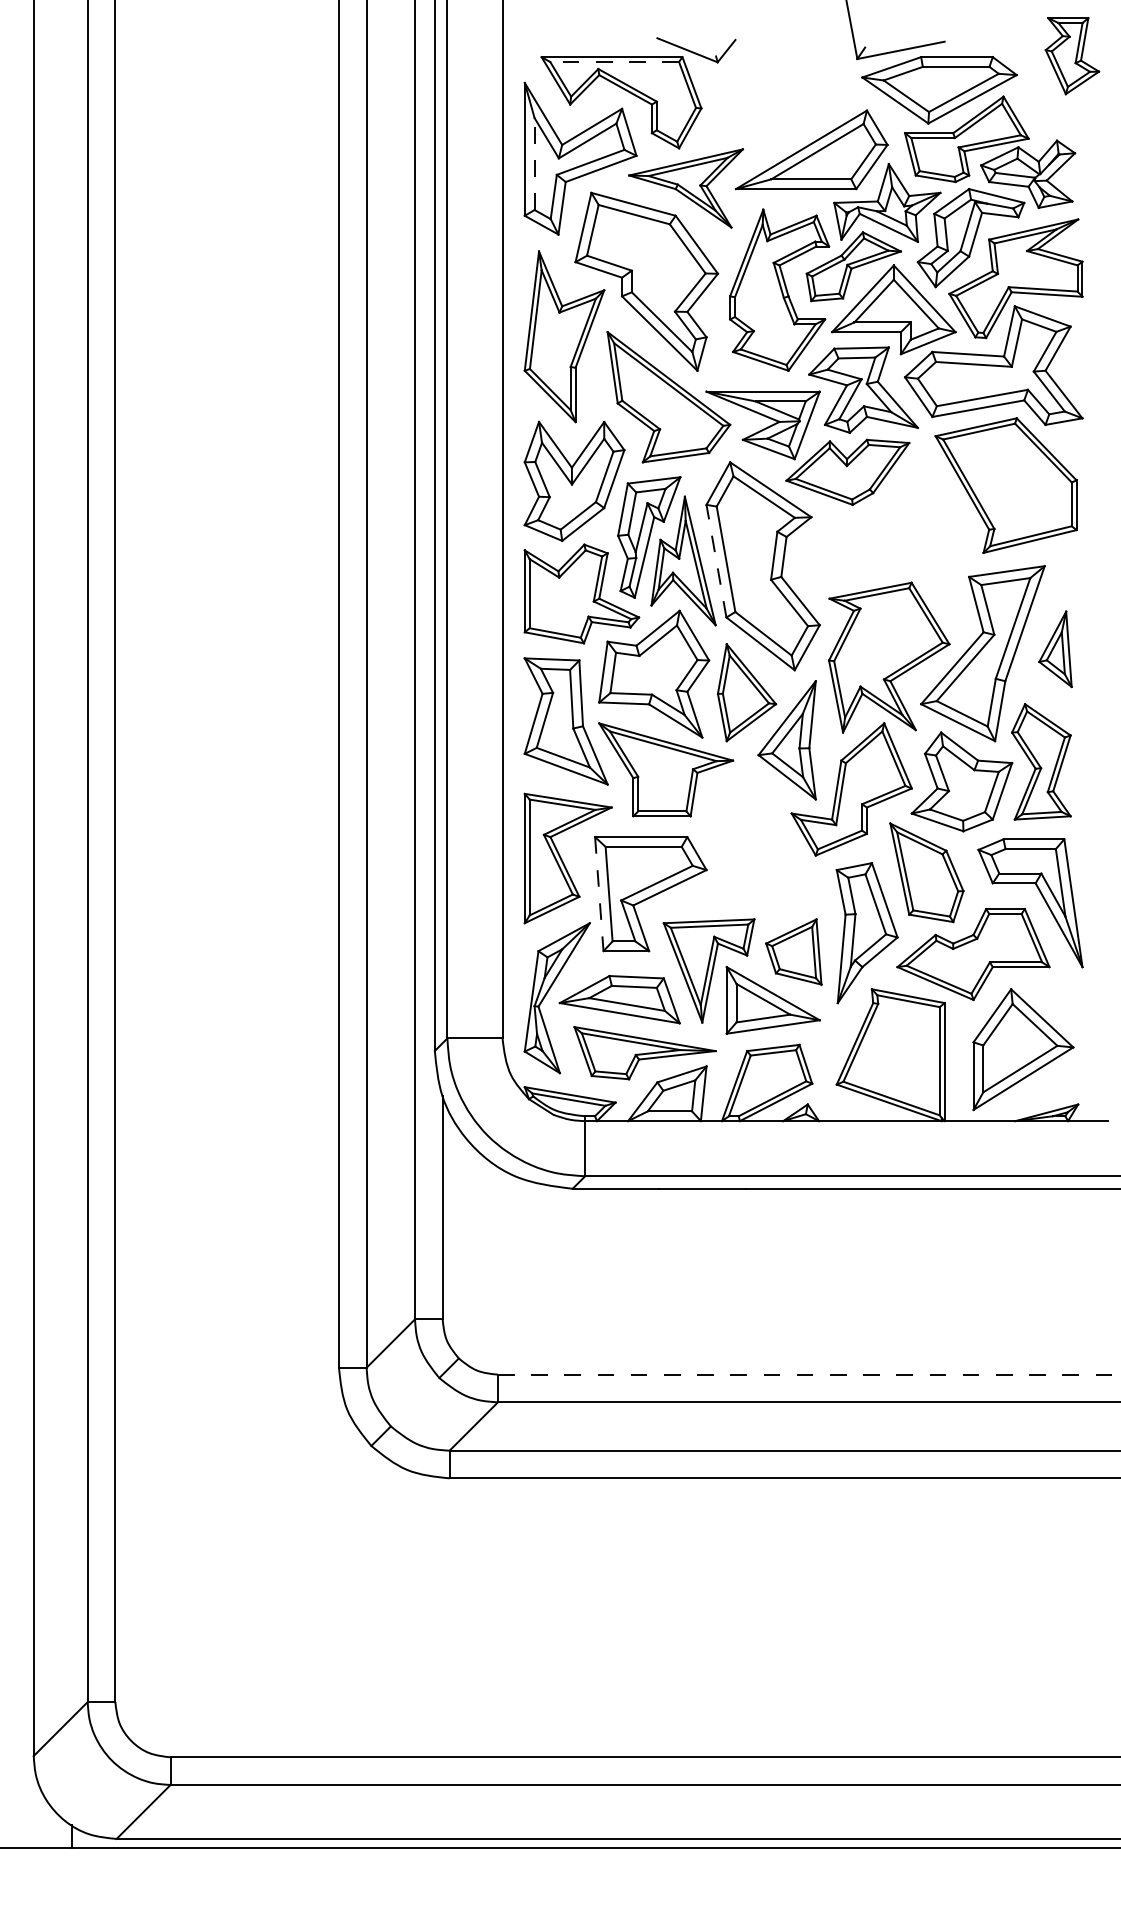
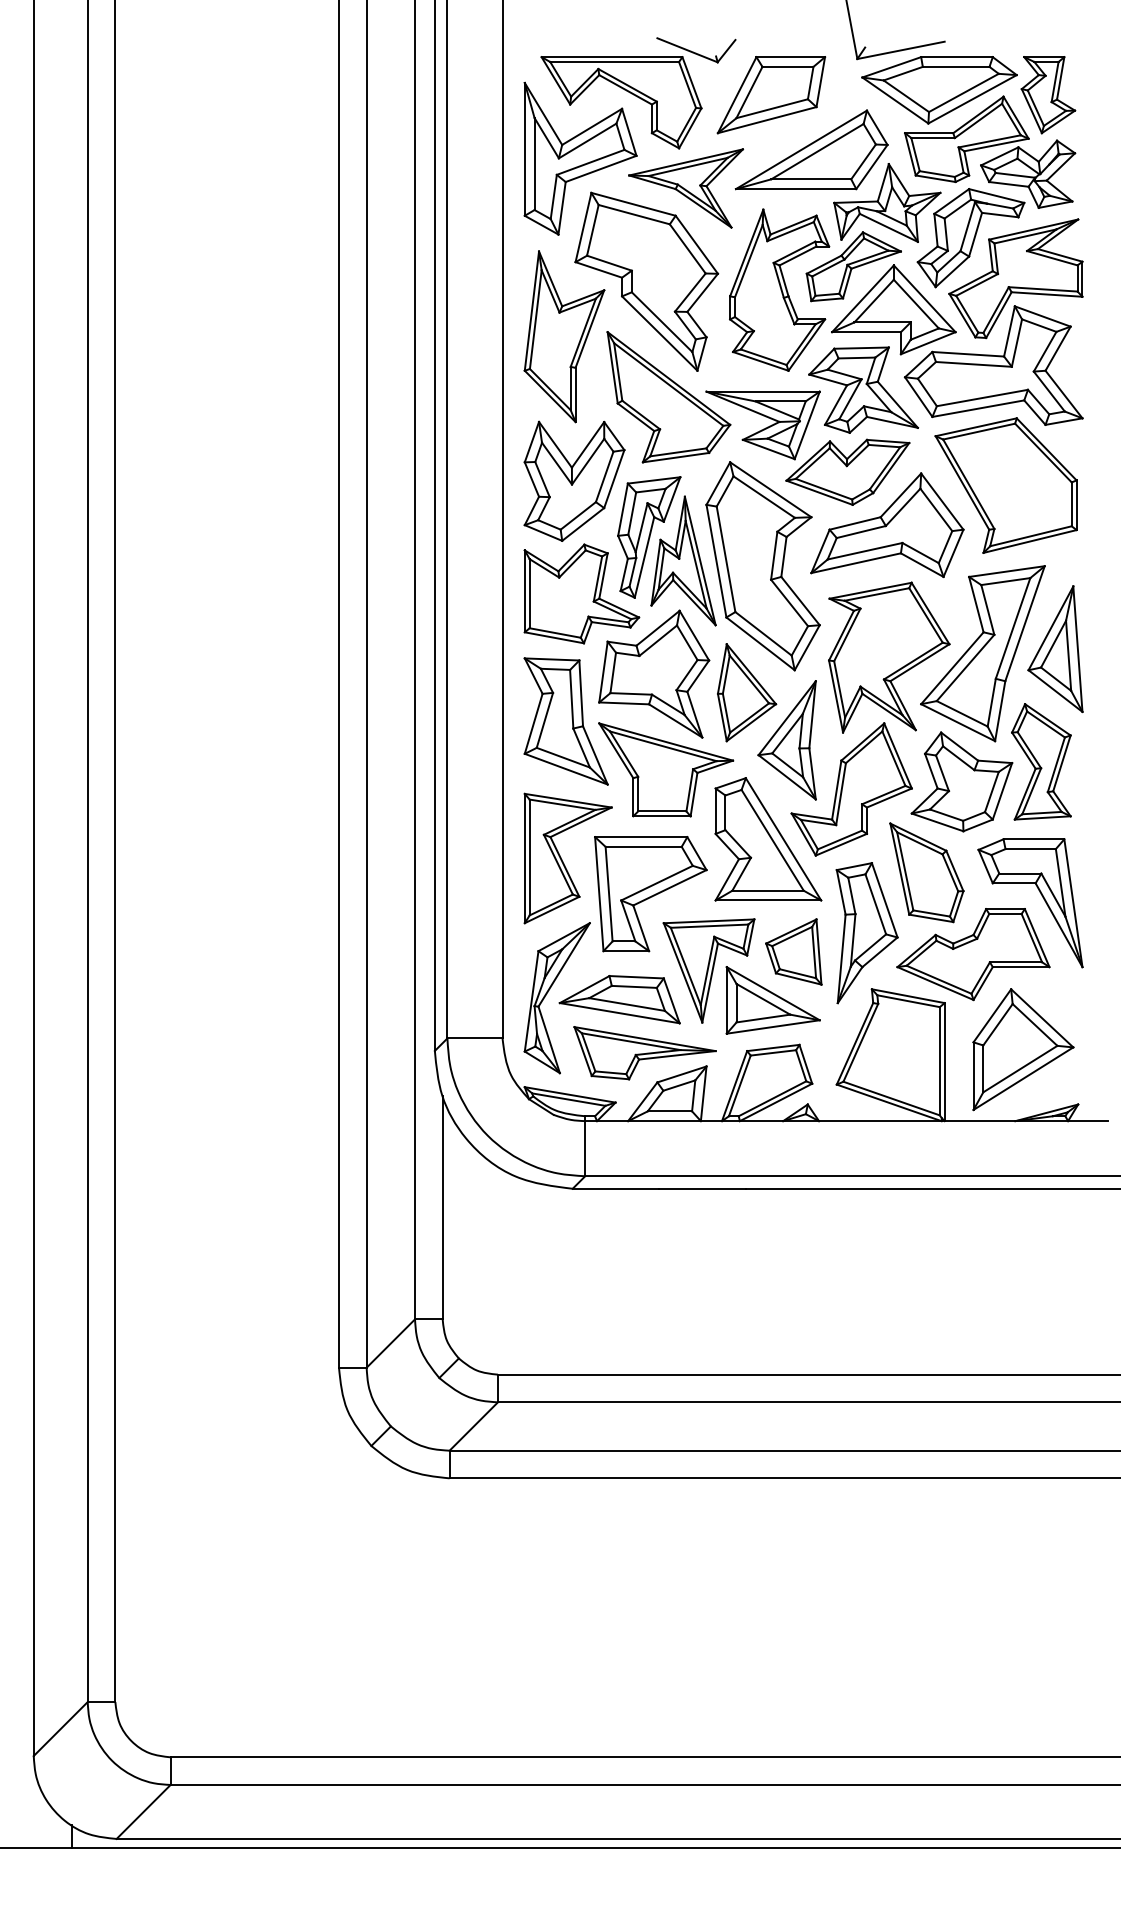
part position: (1072, 56) -> (1048, 95) (1048, 95)
line: dashed -> solid (614, 62)
part: none -> present (771, 95)
line: dashed -> solid (534, 163)
part: none -> present (887, 525)
line: dashed -> solid (716, 560)
part size: 35x79 px -> 57x129 px (1055, 649)
part: none -> present (768, 839)
line: dashed -> solid (599, 894)
line: dashed -> solid (809, 1374)
